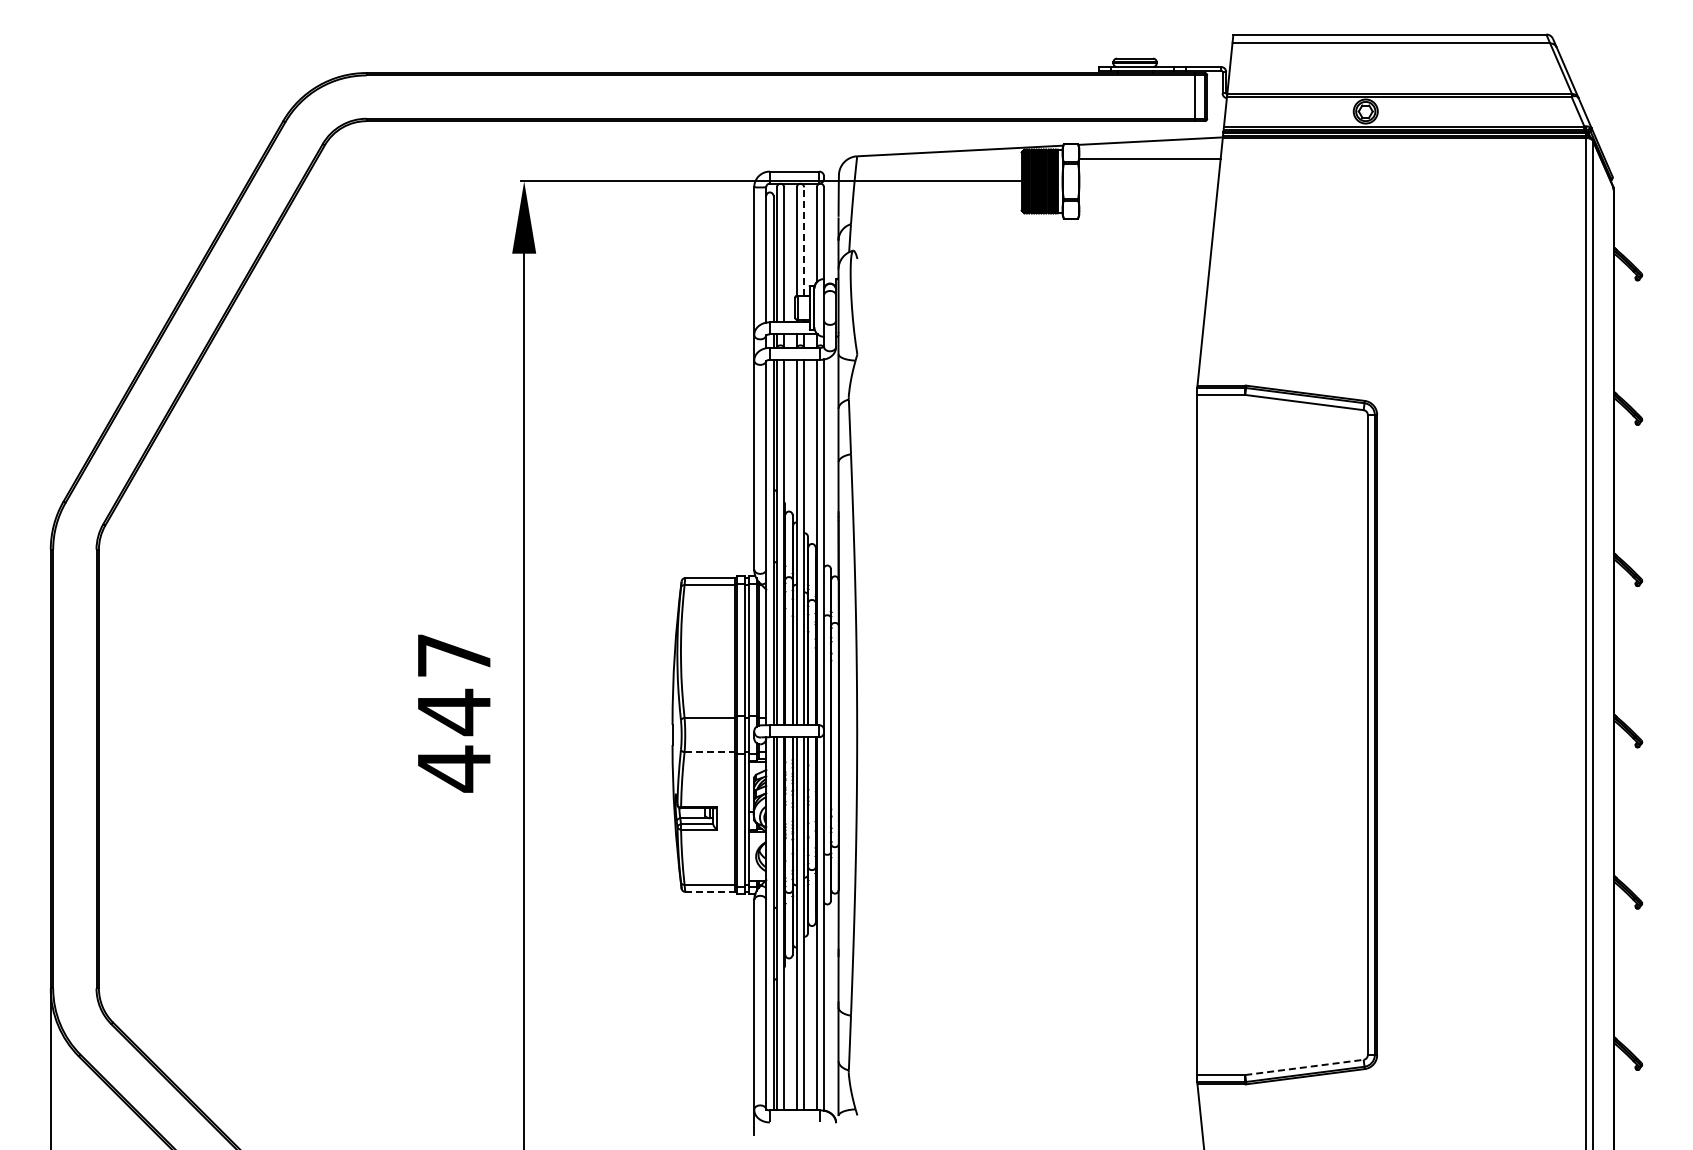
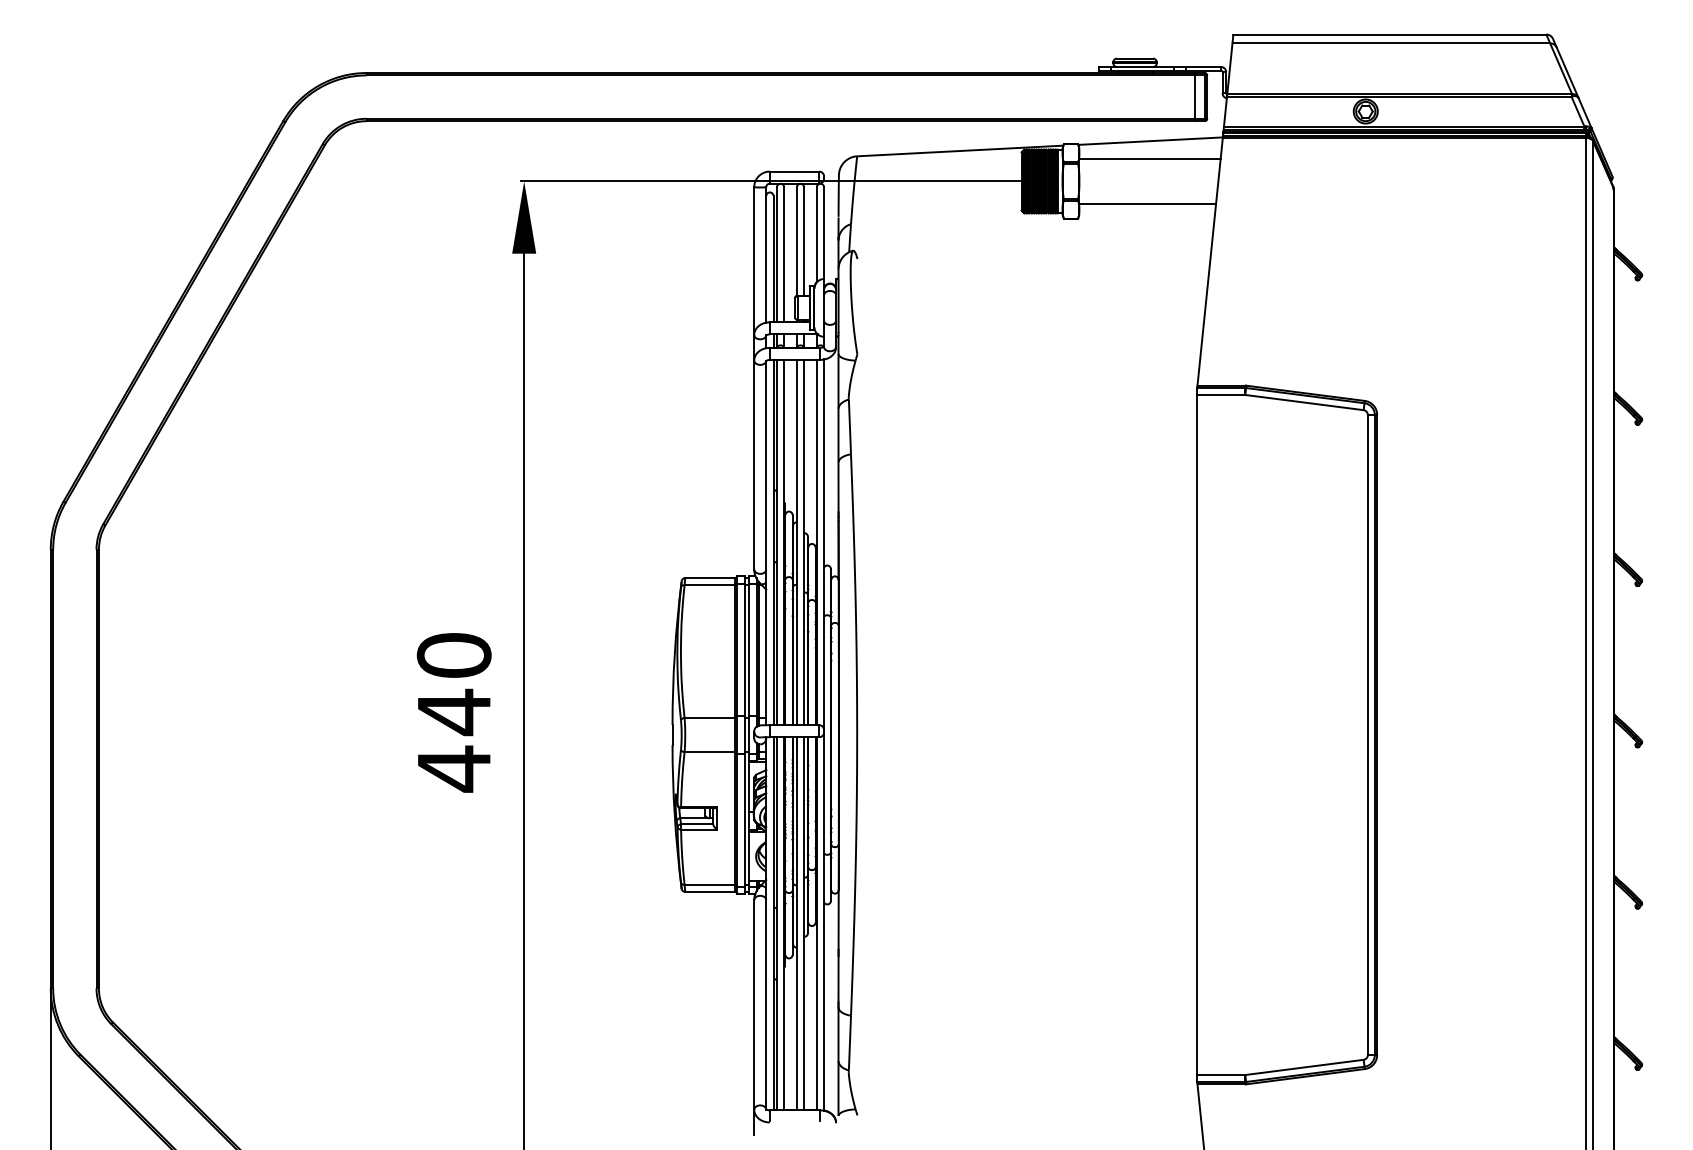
line: none -> present (1147, 204)
line: dashed -> solid (804, 241)
text: 447 -> 440 (453, 655)
line: dashed -> solid (710, 752)
line: dashed -> solid (710, 891)
line: dashed -> solid (1304, 1067)
